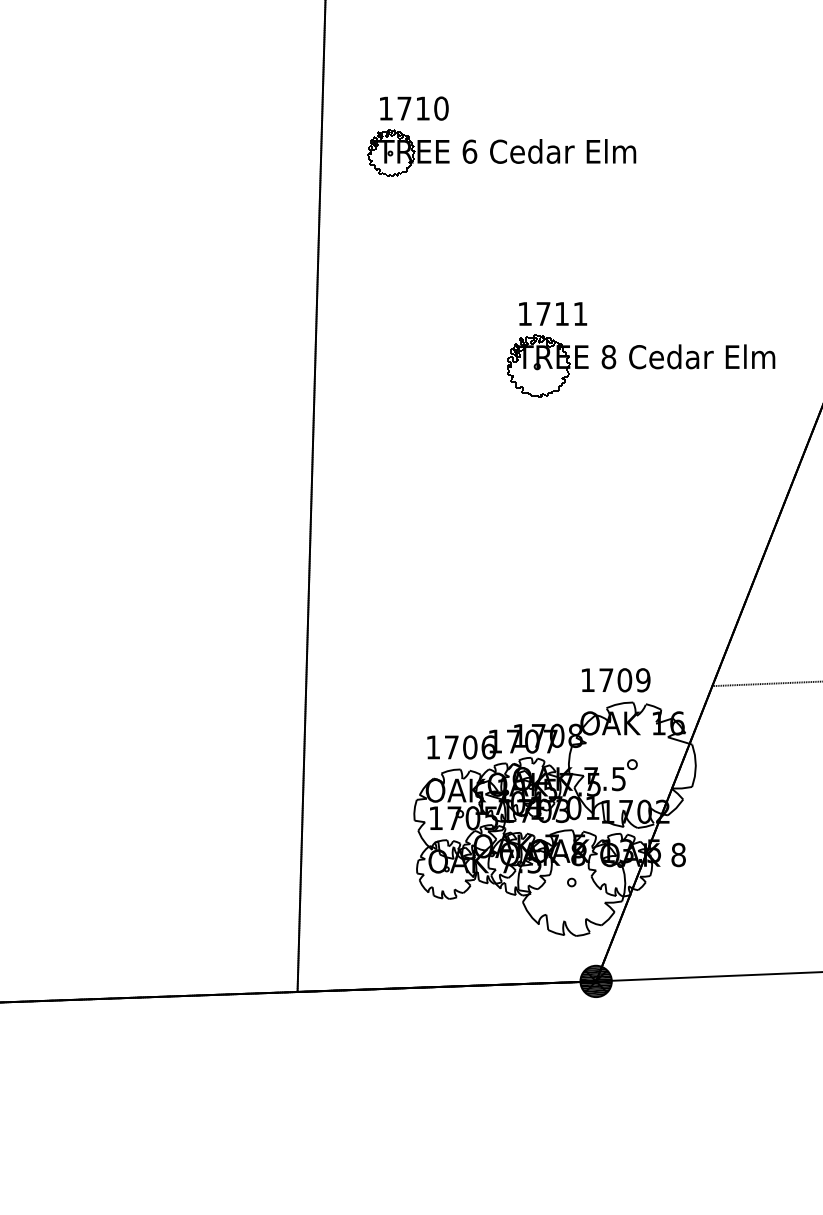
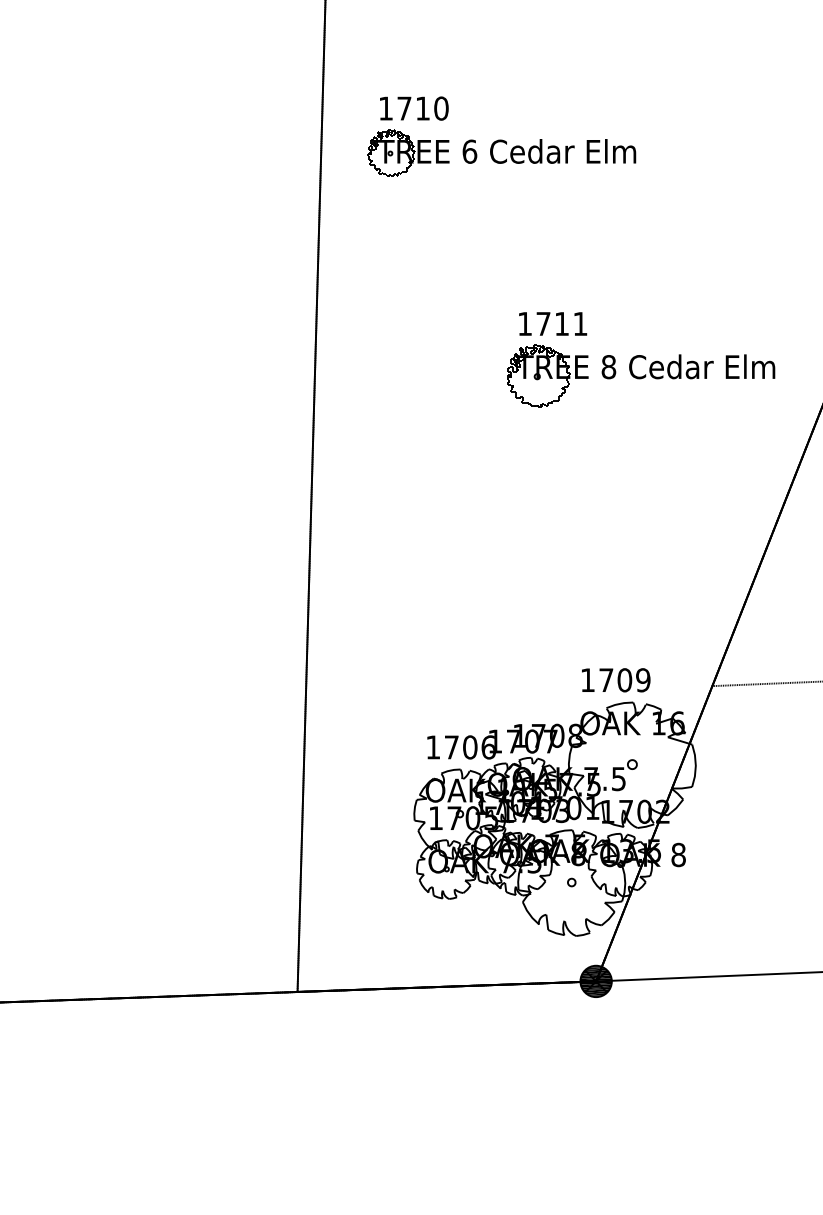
part position: (641, 349) -> (641, 359) (641, 359)
